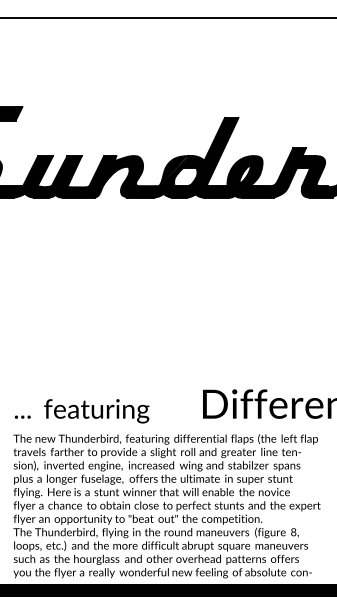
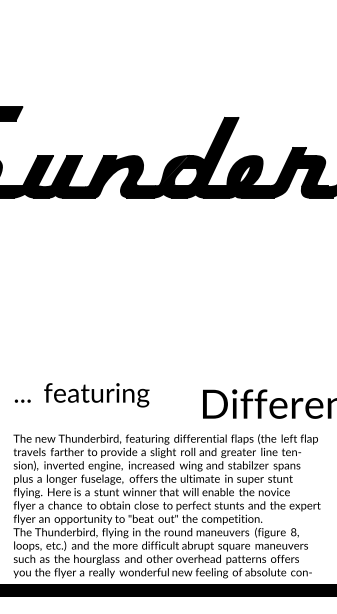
line: present -> none (167, 18)
text position: (81, 411) -> (81, 395) (81, 395)
